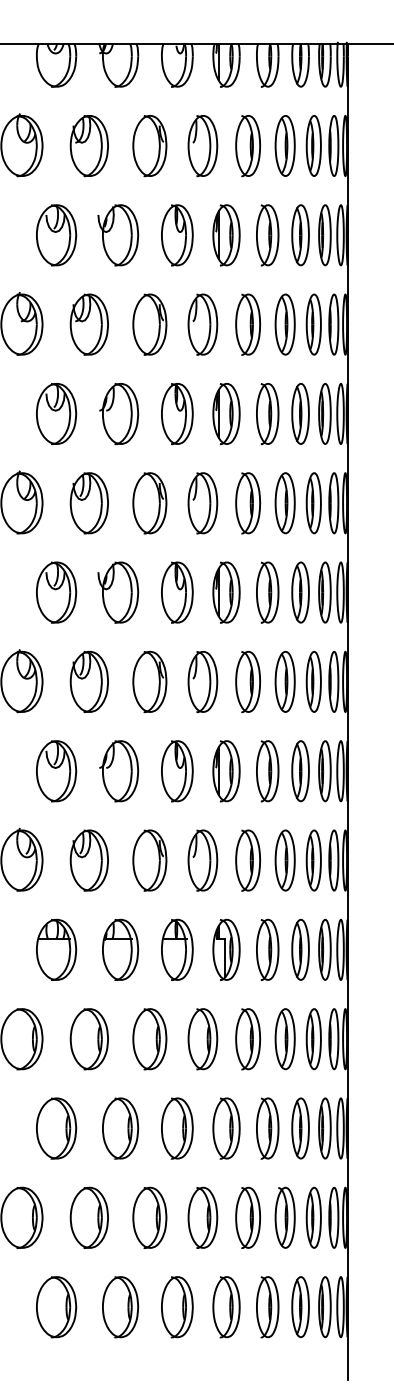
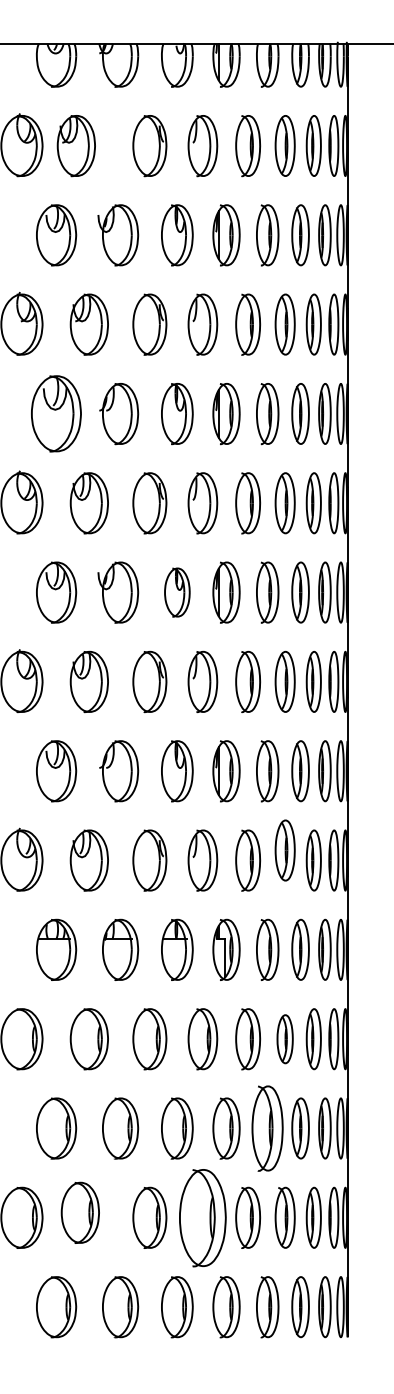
part position: (88, 146) -> (75, 146) (75, 146)
part size: 42x63 px -> 51x78 px (56, 413)
part size: 33x63 px -> 27x51 px (177, 592)
part position: (284, 860) -> (284, 850) (284, 850)
part size: 22x63 px -> 18x51 px (284, 1039)
part size: 24x63 px -> 33x87 px (267, 1128)
part position: (88, 1217) -> (79, 1212) (79, 1212)
part size: 32x63 px -> 48x99 px (202, 1218)
line: present -> none (348, 1349)
